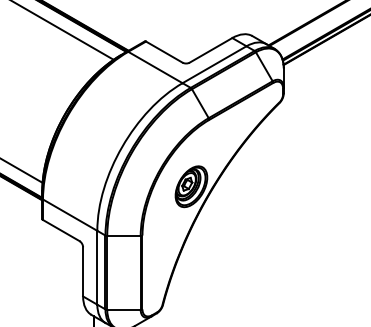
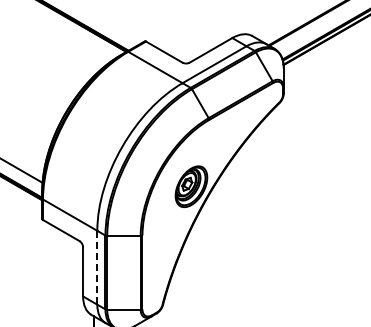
line: present -> none (63, 30)
line: solid -> dashed (97, 267)
